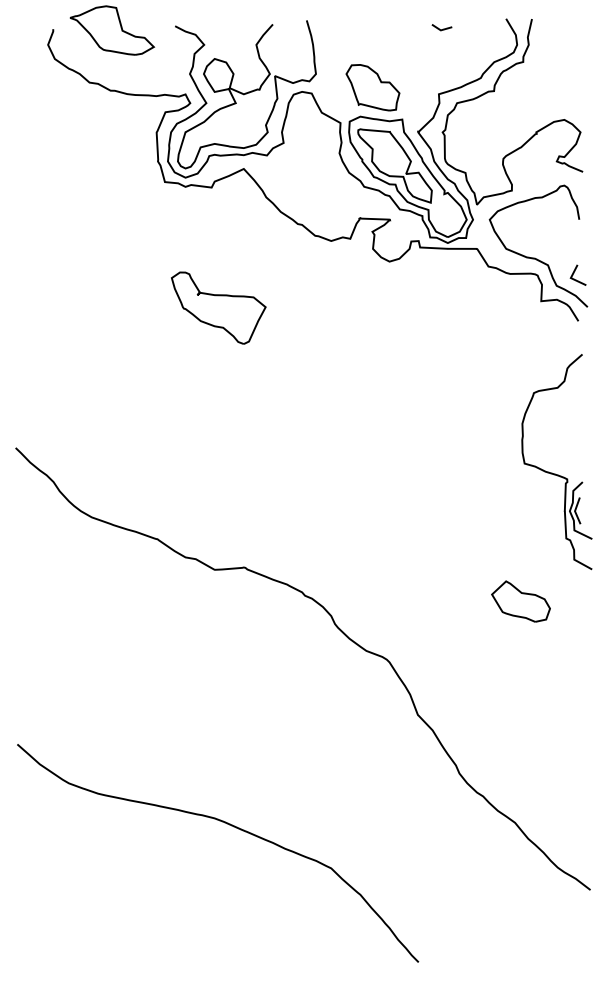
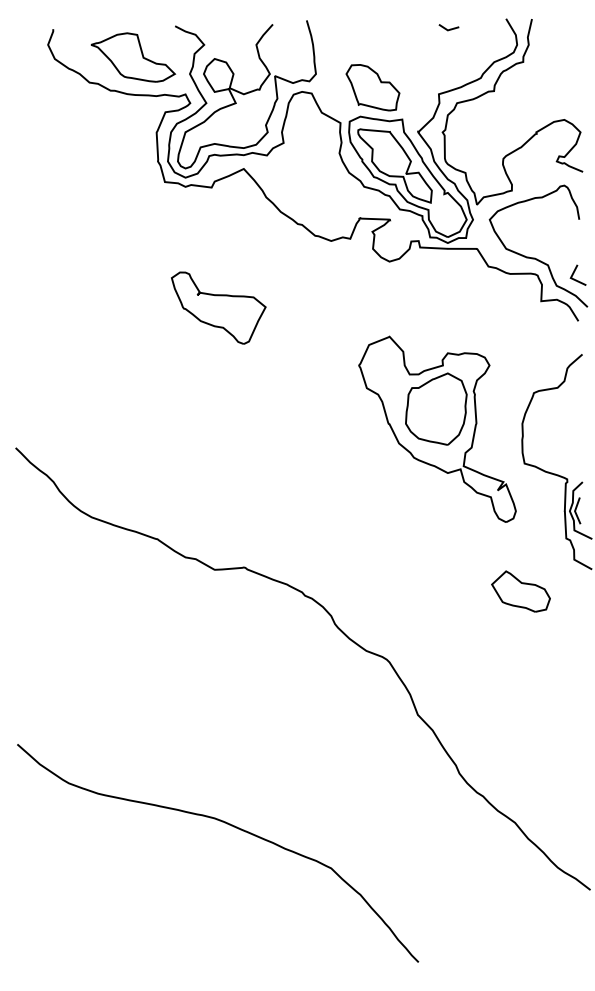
line position: (441, 29) -> (448, 29) (448, 29)
part position: (112, 30) -> (133, 57) (133, 57)
part: none -> present (437, 428)
part position: (520, 601) -> (520, 591) (520, 591)
